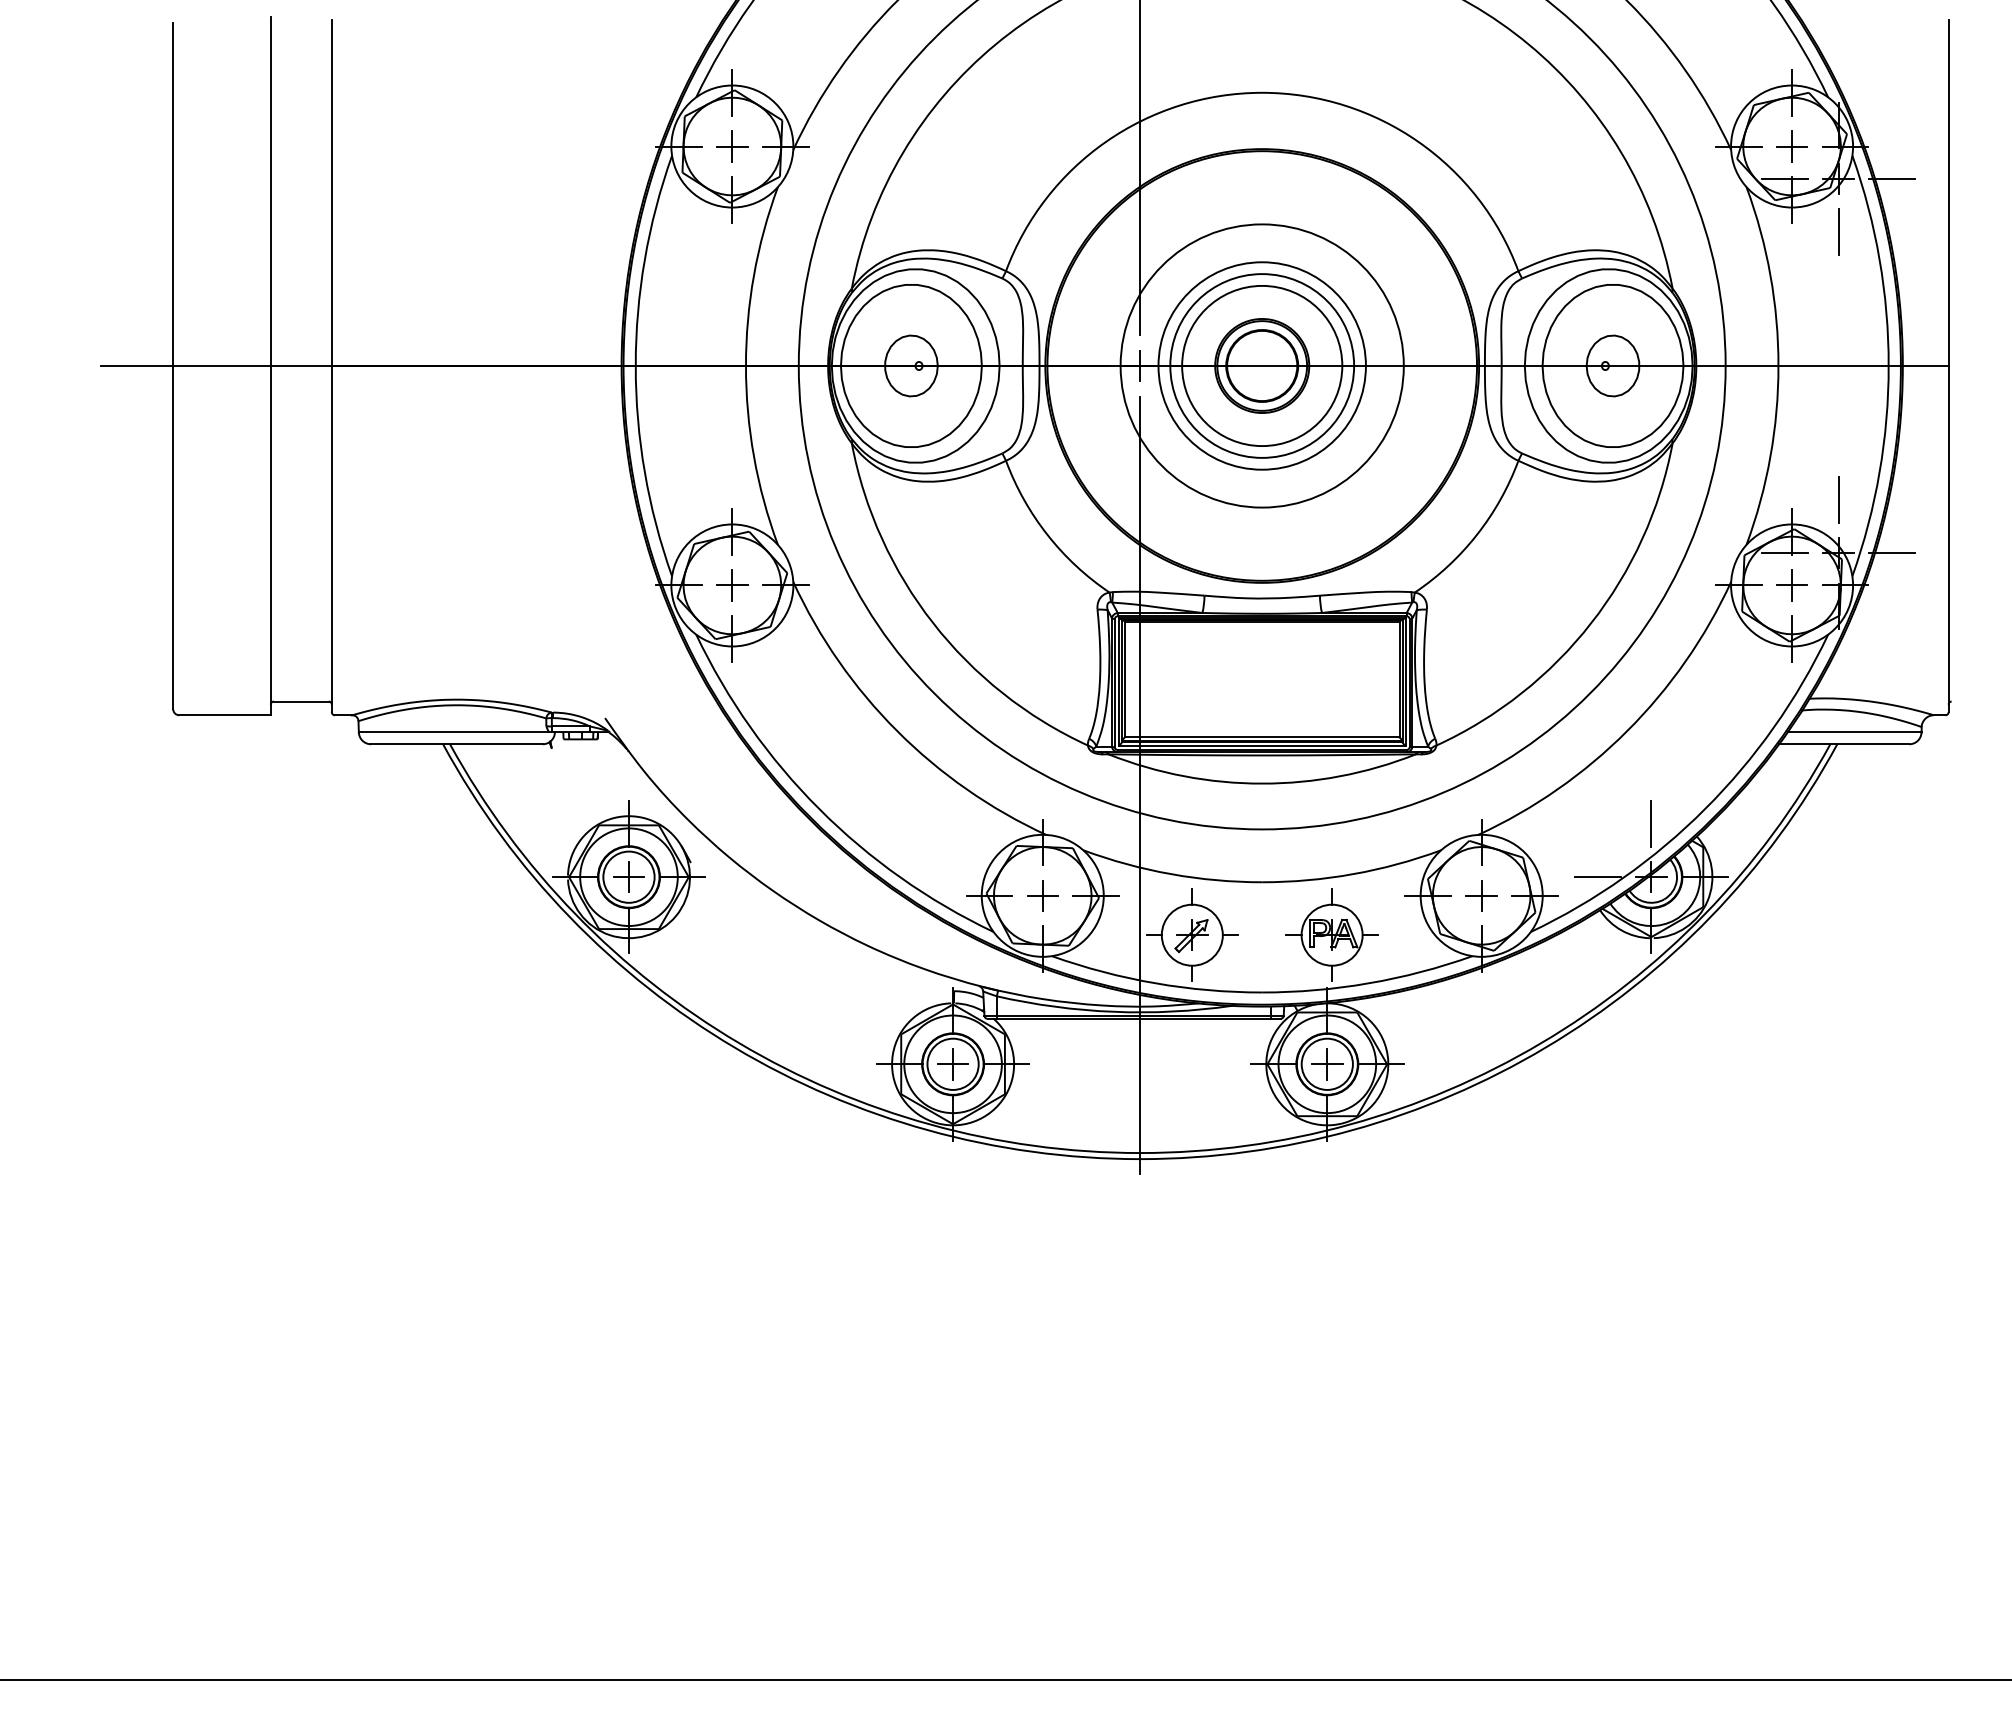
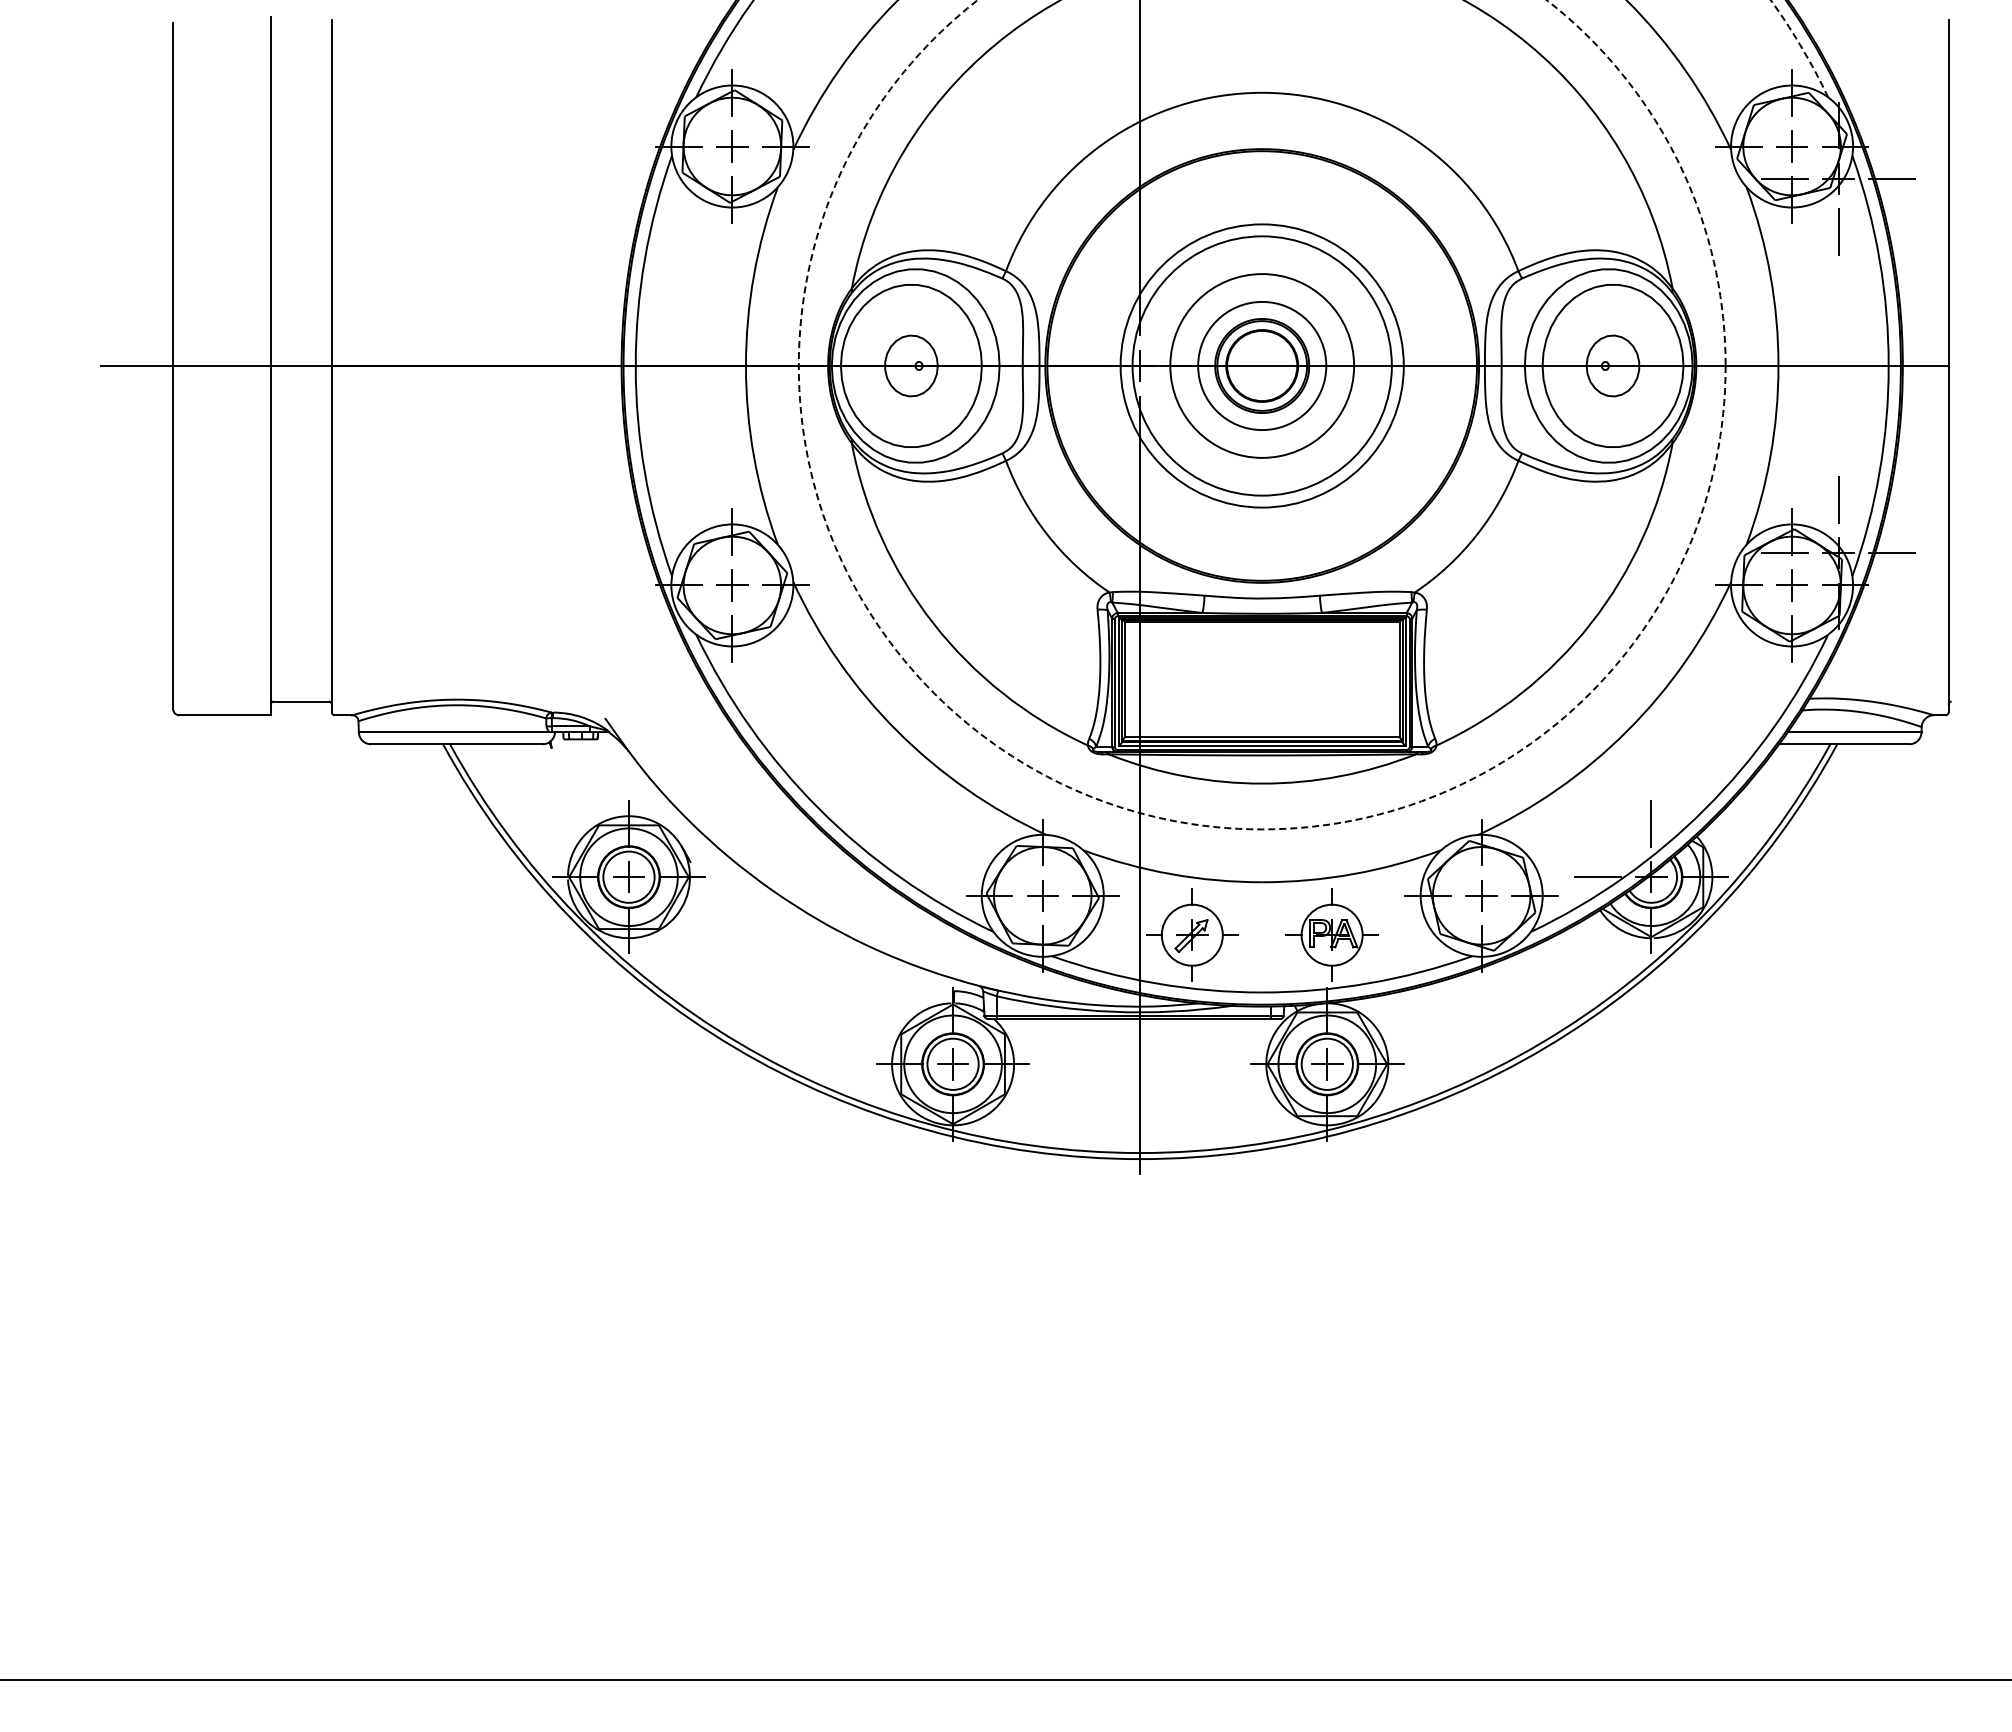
arc: solid -> dashed (1801, 48)
circle diameter: 207 px -> 259 px (1261, 365)
circle diameter: 160 px -> 128 px (1262, 365)
circle: solid -> dashed (1261, 414)
